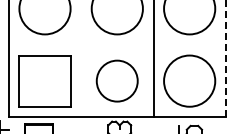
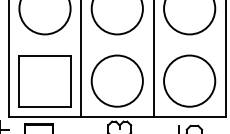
line: dashed -> solid (225, 58)
line: none -> present (81, 59)
circle size: 44x44 px -> 54x54 px (116, 80)
